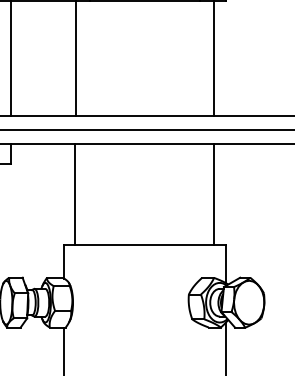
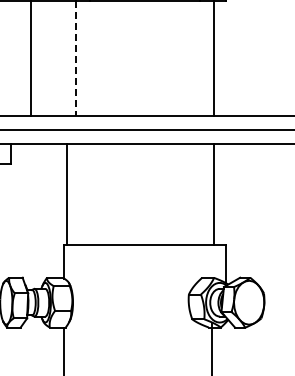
line: solid -> dashed (75, 58)
line position: (10, 59) -> (30, 59) (30, 59)
line position: (75, 194) -> (67, 194) (67, 194)
line position: (225, 347) -> (211, 347) (211, 347)
